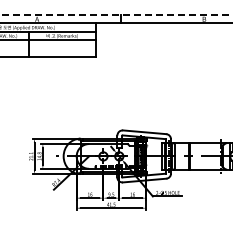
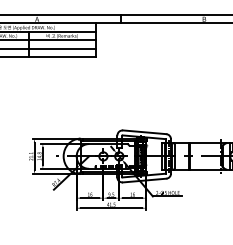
line: dashed -> solid (116, 15)
line: none -> present (48, 48)
